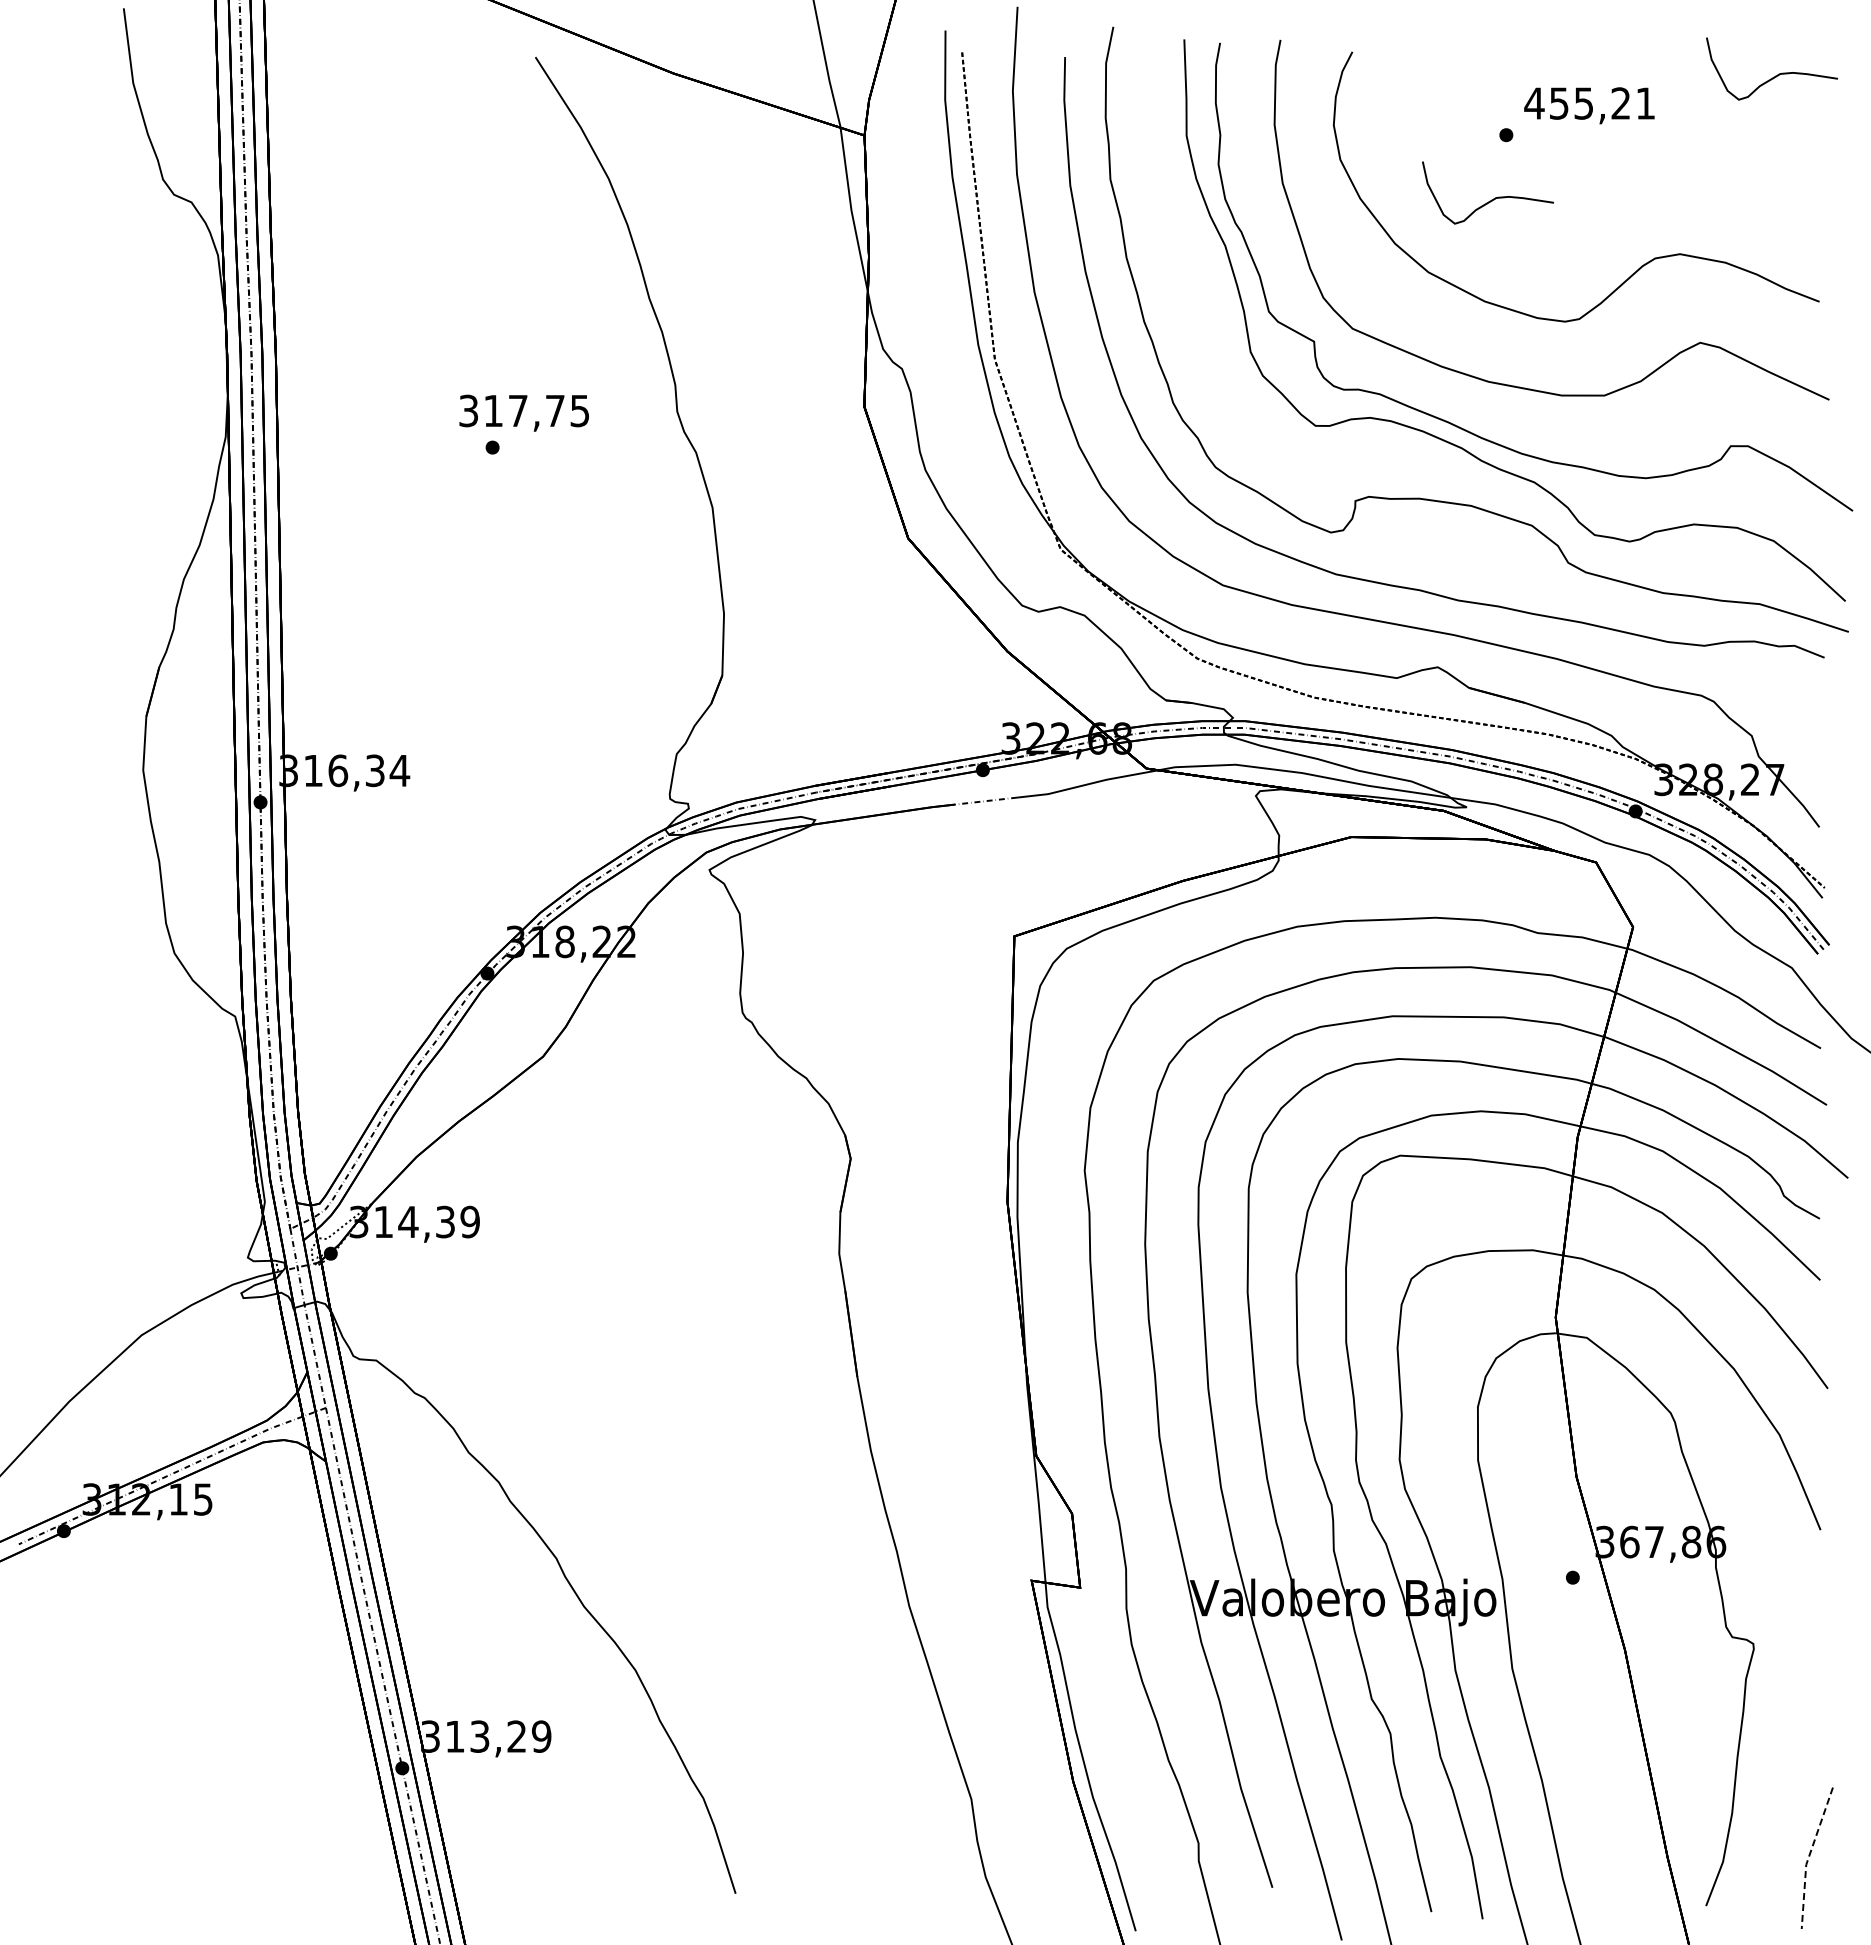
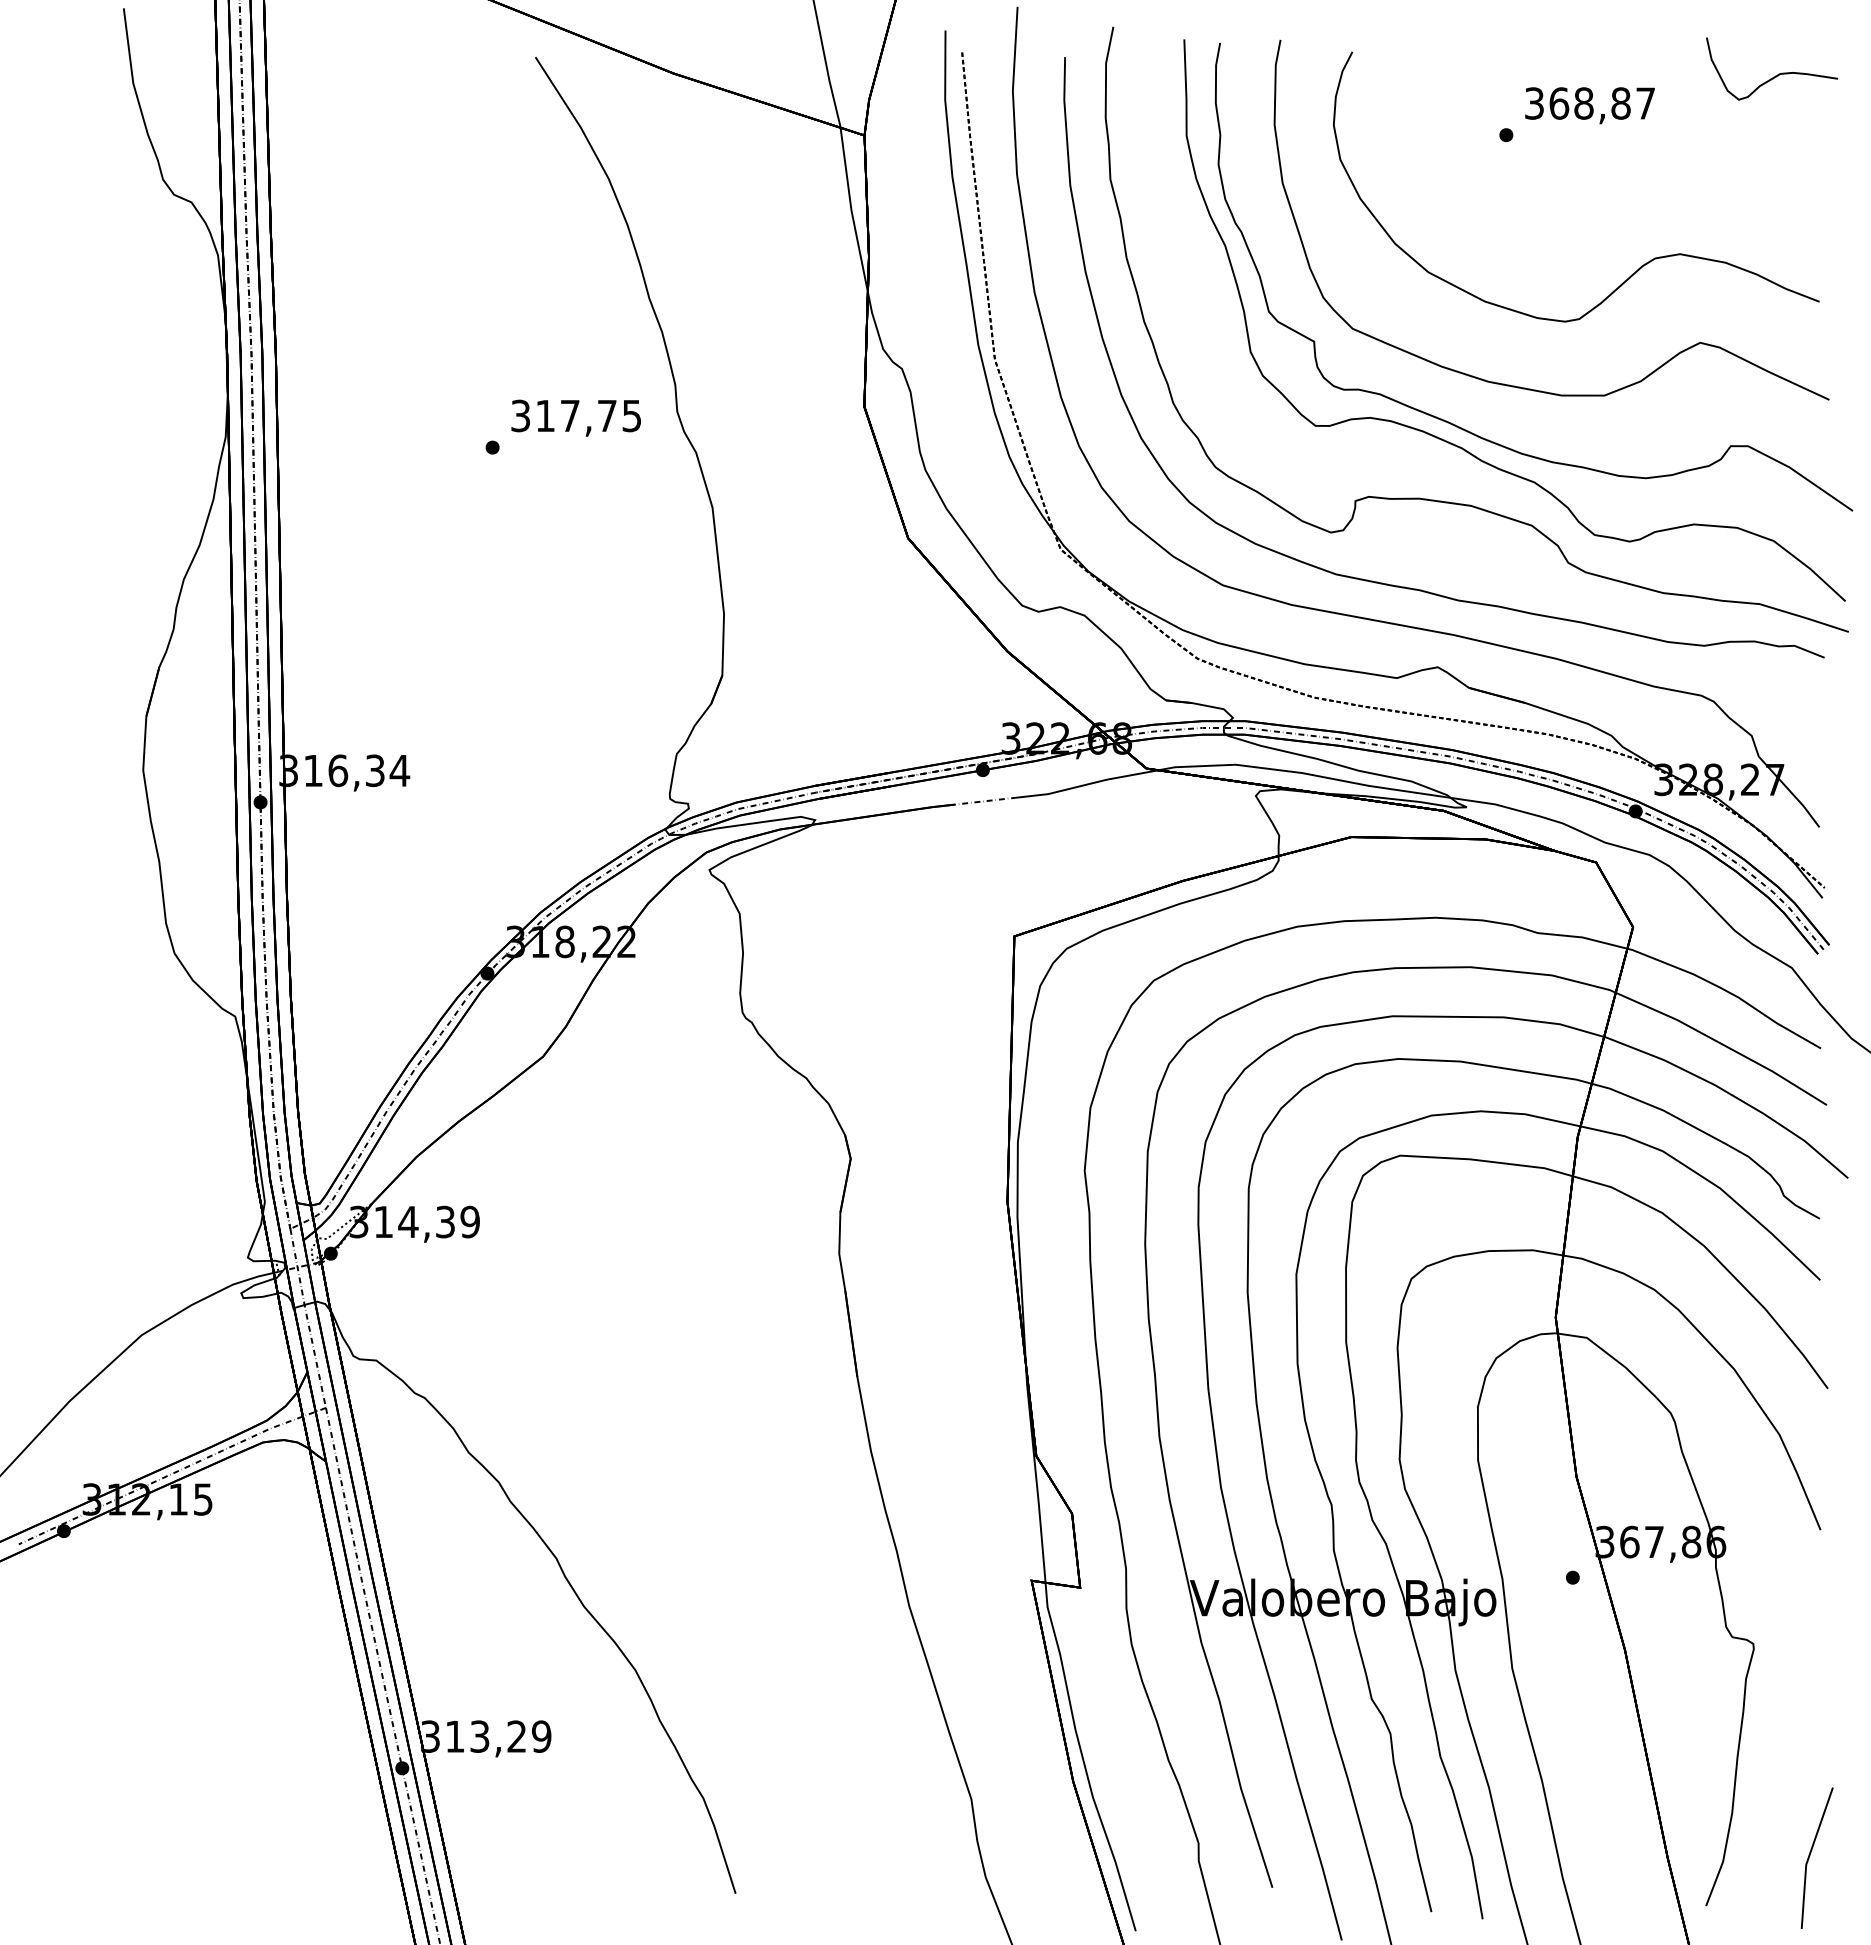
text: 455,21 -> 368,87 (1589, 103)
curve: present -> none (1491, 199)
text position: (523, 412) -> (575, 417) (575, 417)
line: dashed -> solid (1808, 1857)
